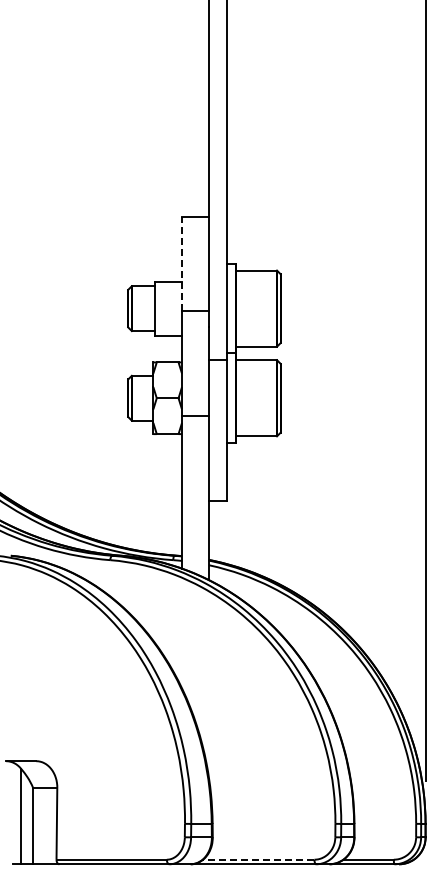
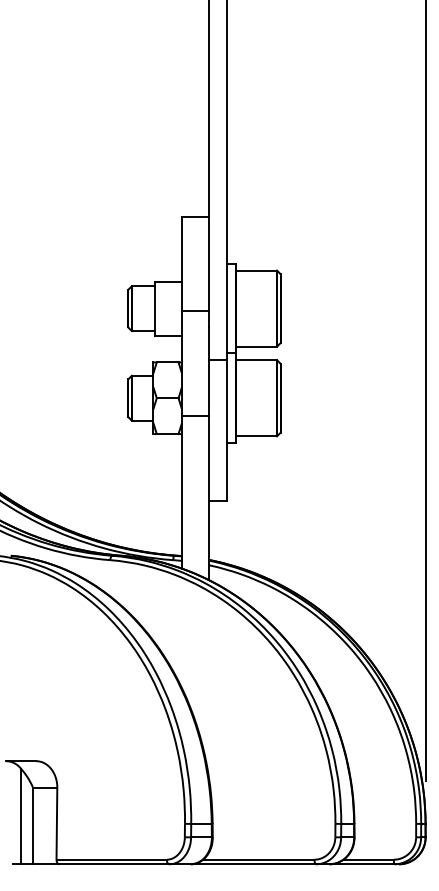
line: dashed -> solid (182, 263)
line: dashed -> solid (258, 859)
